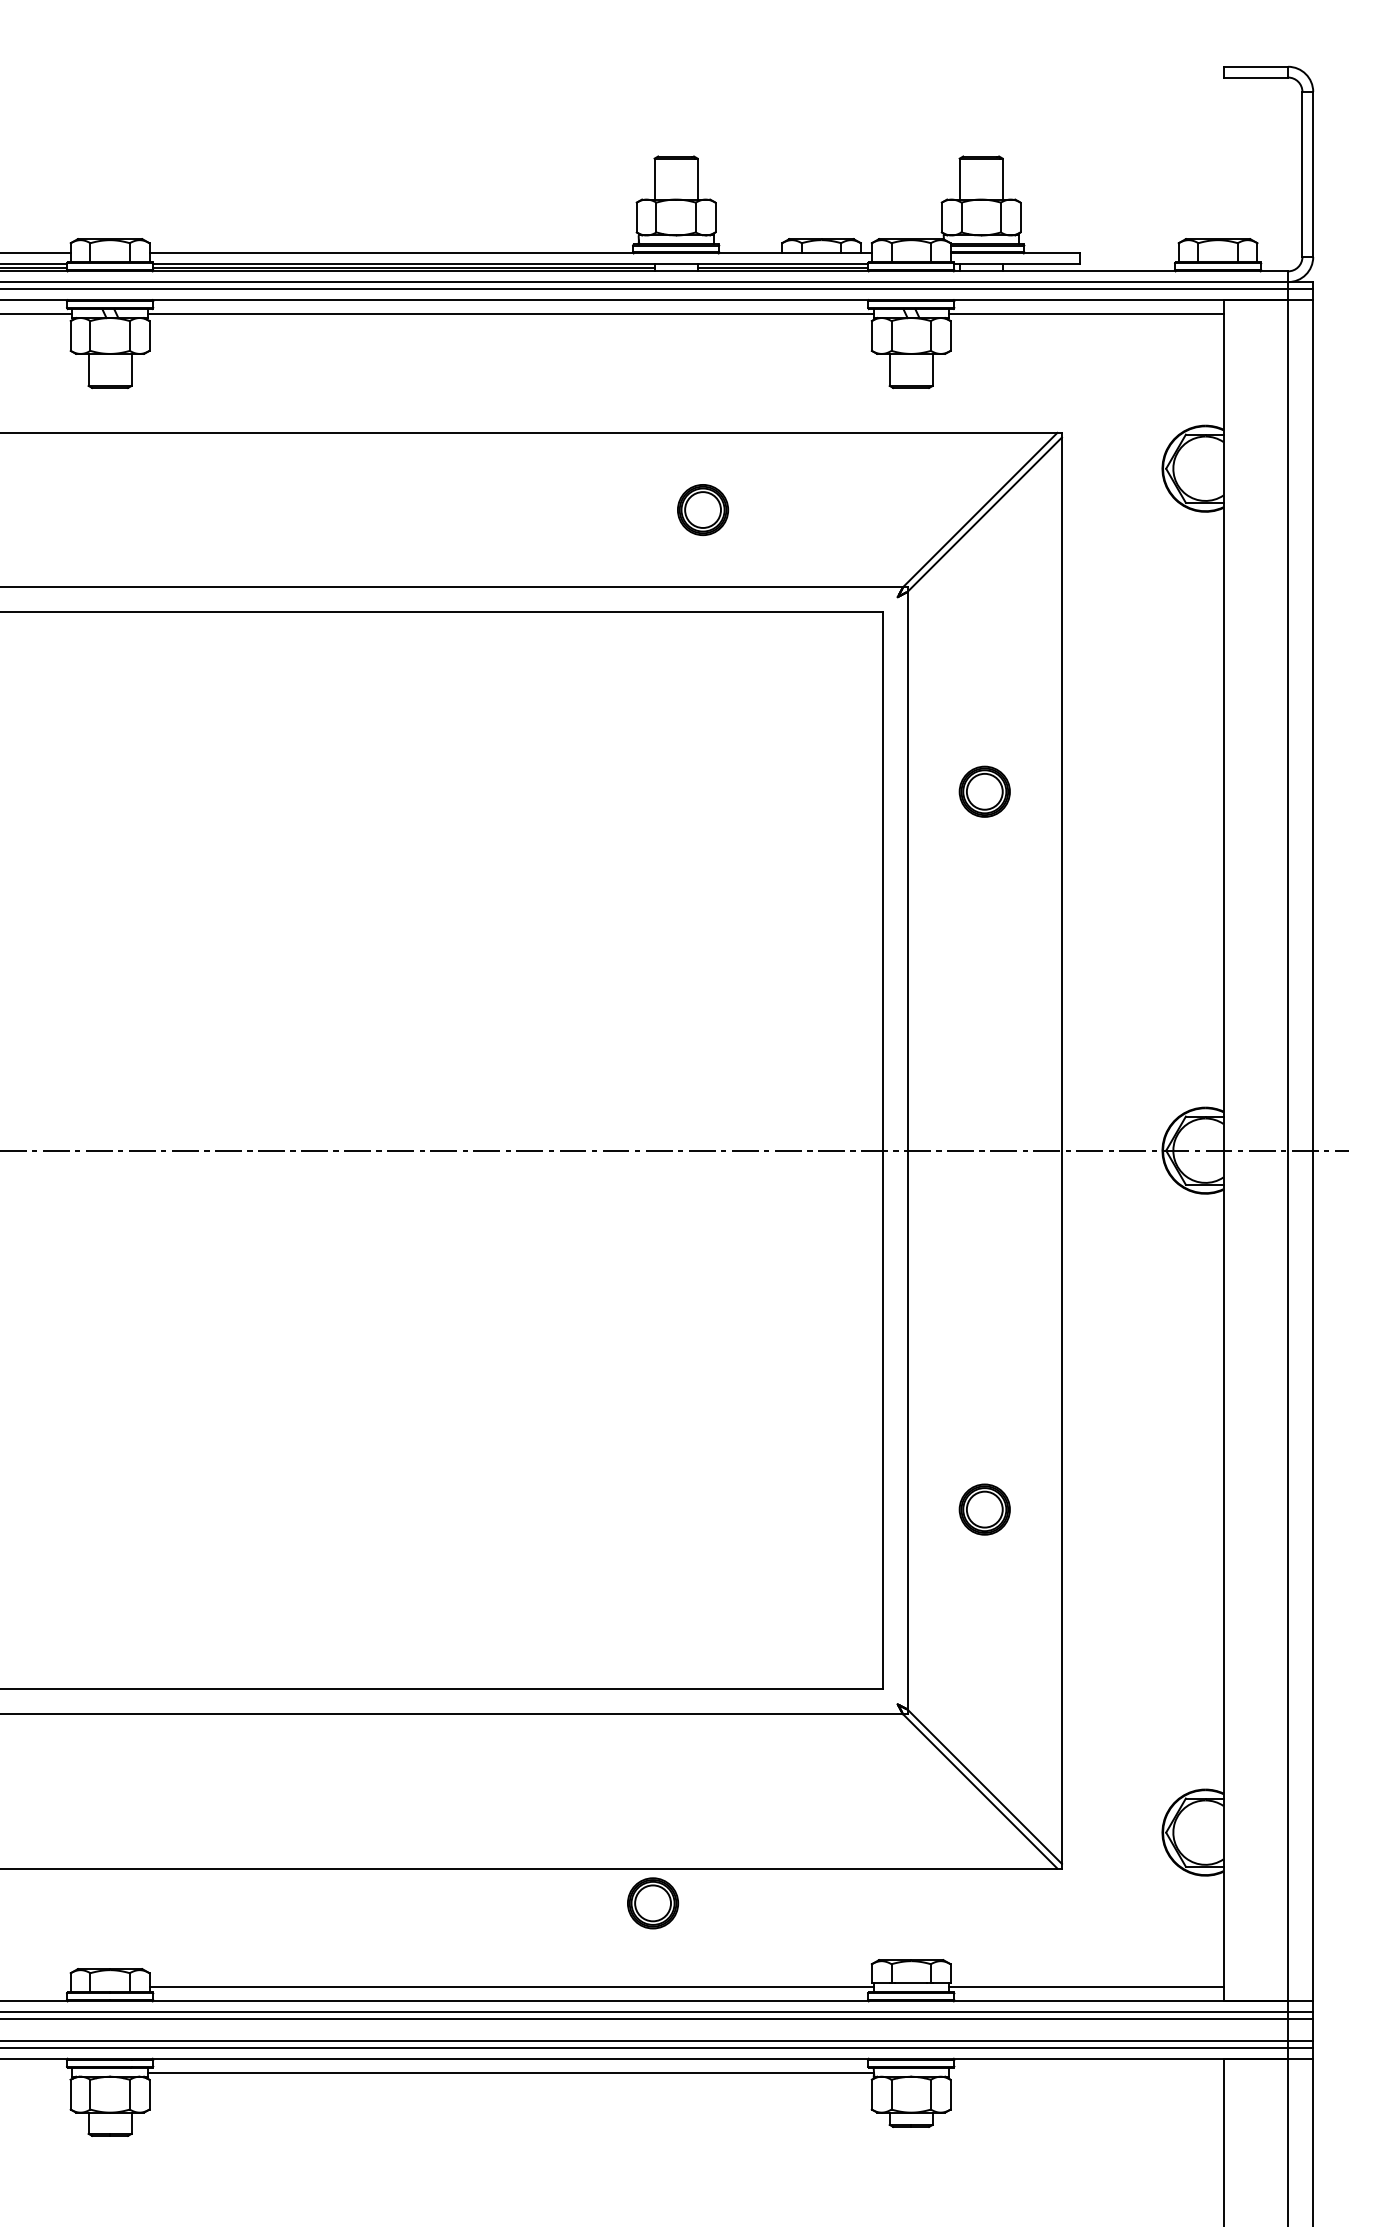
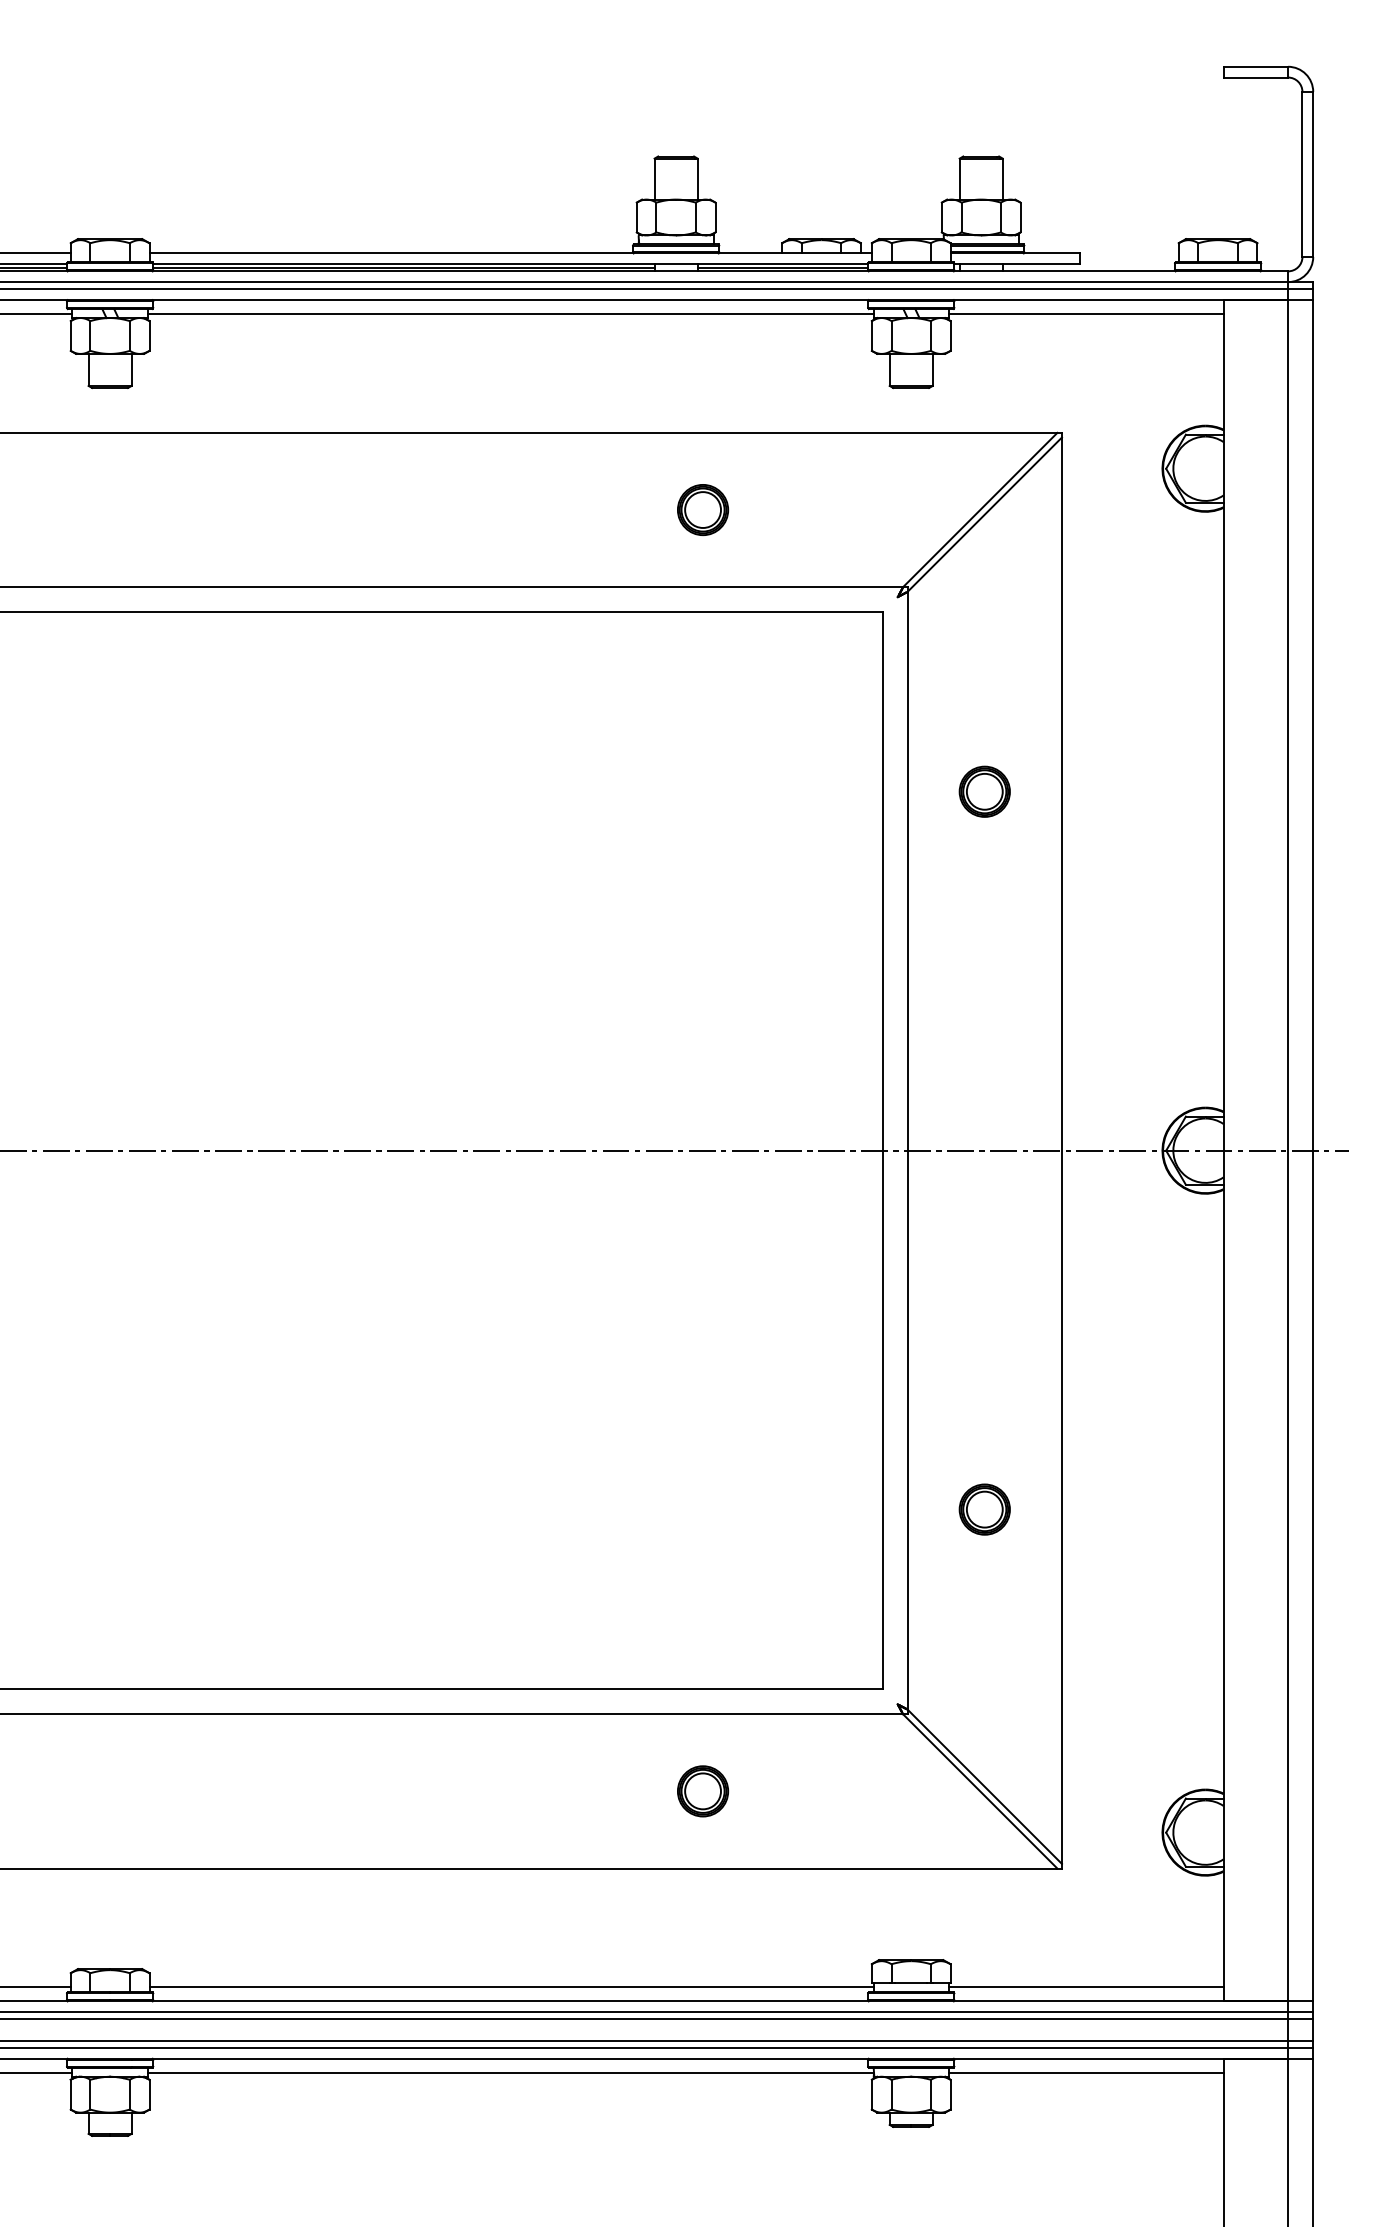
part position: (653, 1903) -> (703, 1791) (703, 1791)
line: none -> present (36, 1986)
line: none -> present (37, 2073)
line: none -> present (1085, 2073)
